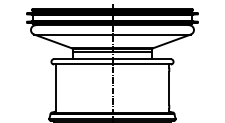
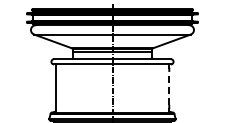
line: solid -> dashed (169, 87)
